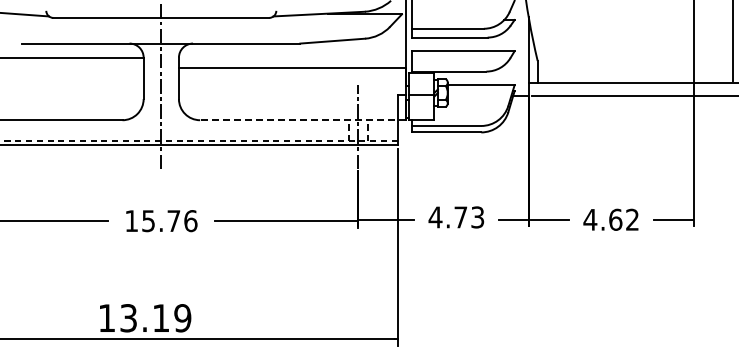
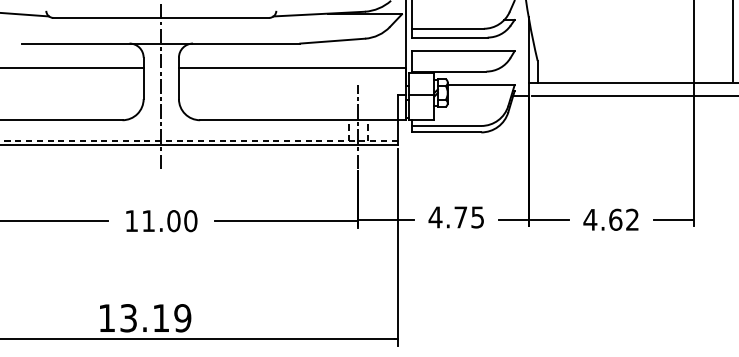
line position: (72, 57) -> (72, 67) (72, 67)
line: dashed -> solid (302, 120)
text: 4.73 -> 4.75 (478, 216)
text: 15.76 -> 11.00 (169, 221)
